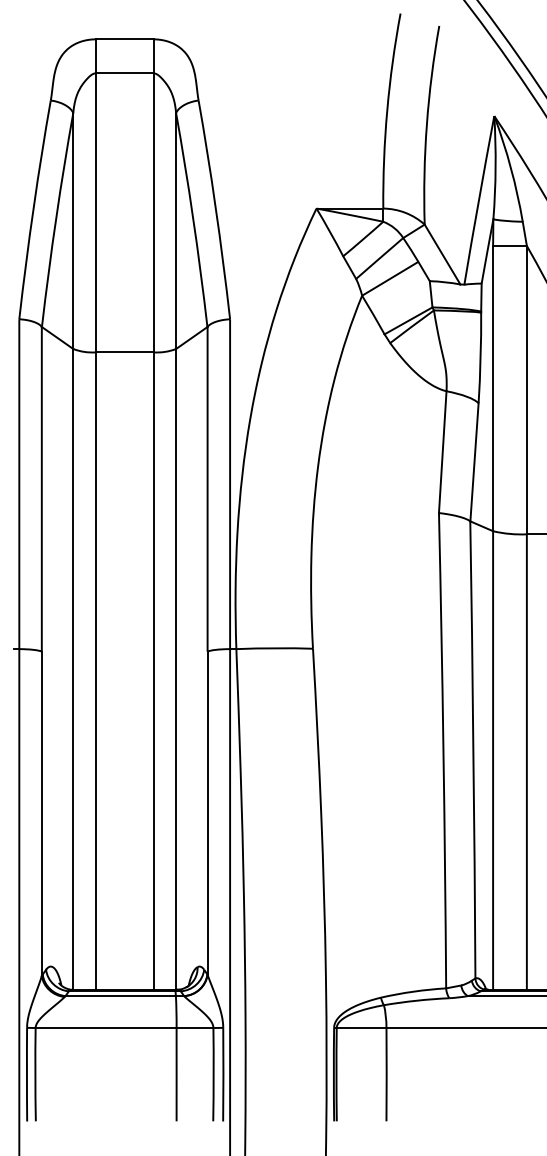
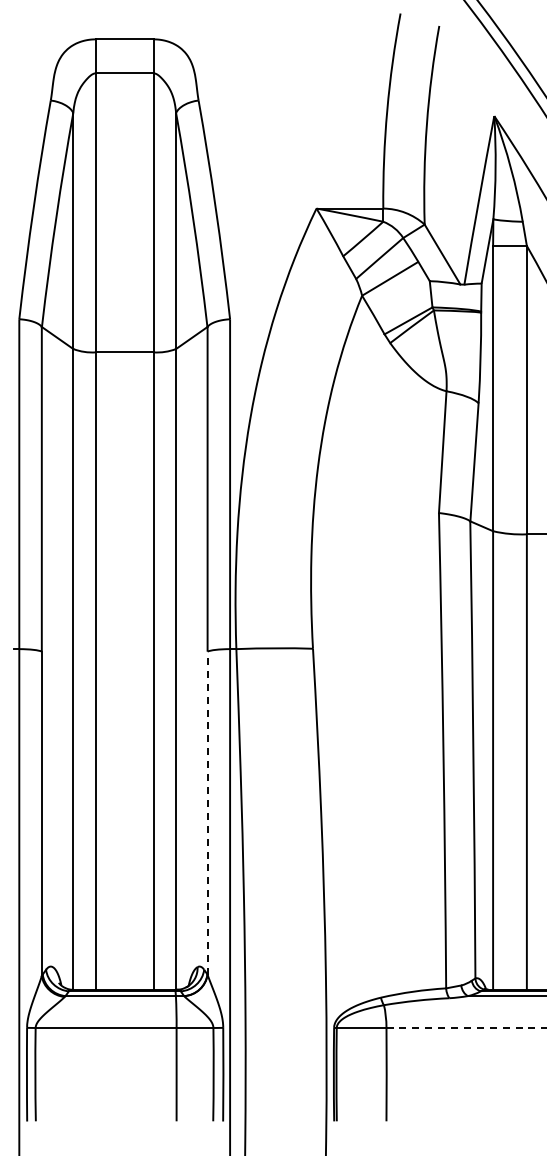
line: solid -> dashed (207, 813)
line: solid -> dashed (466, 1028)
